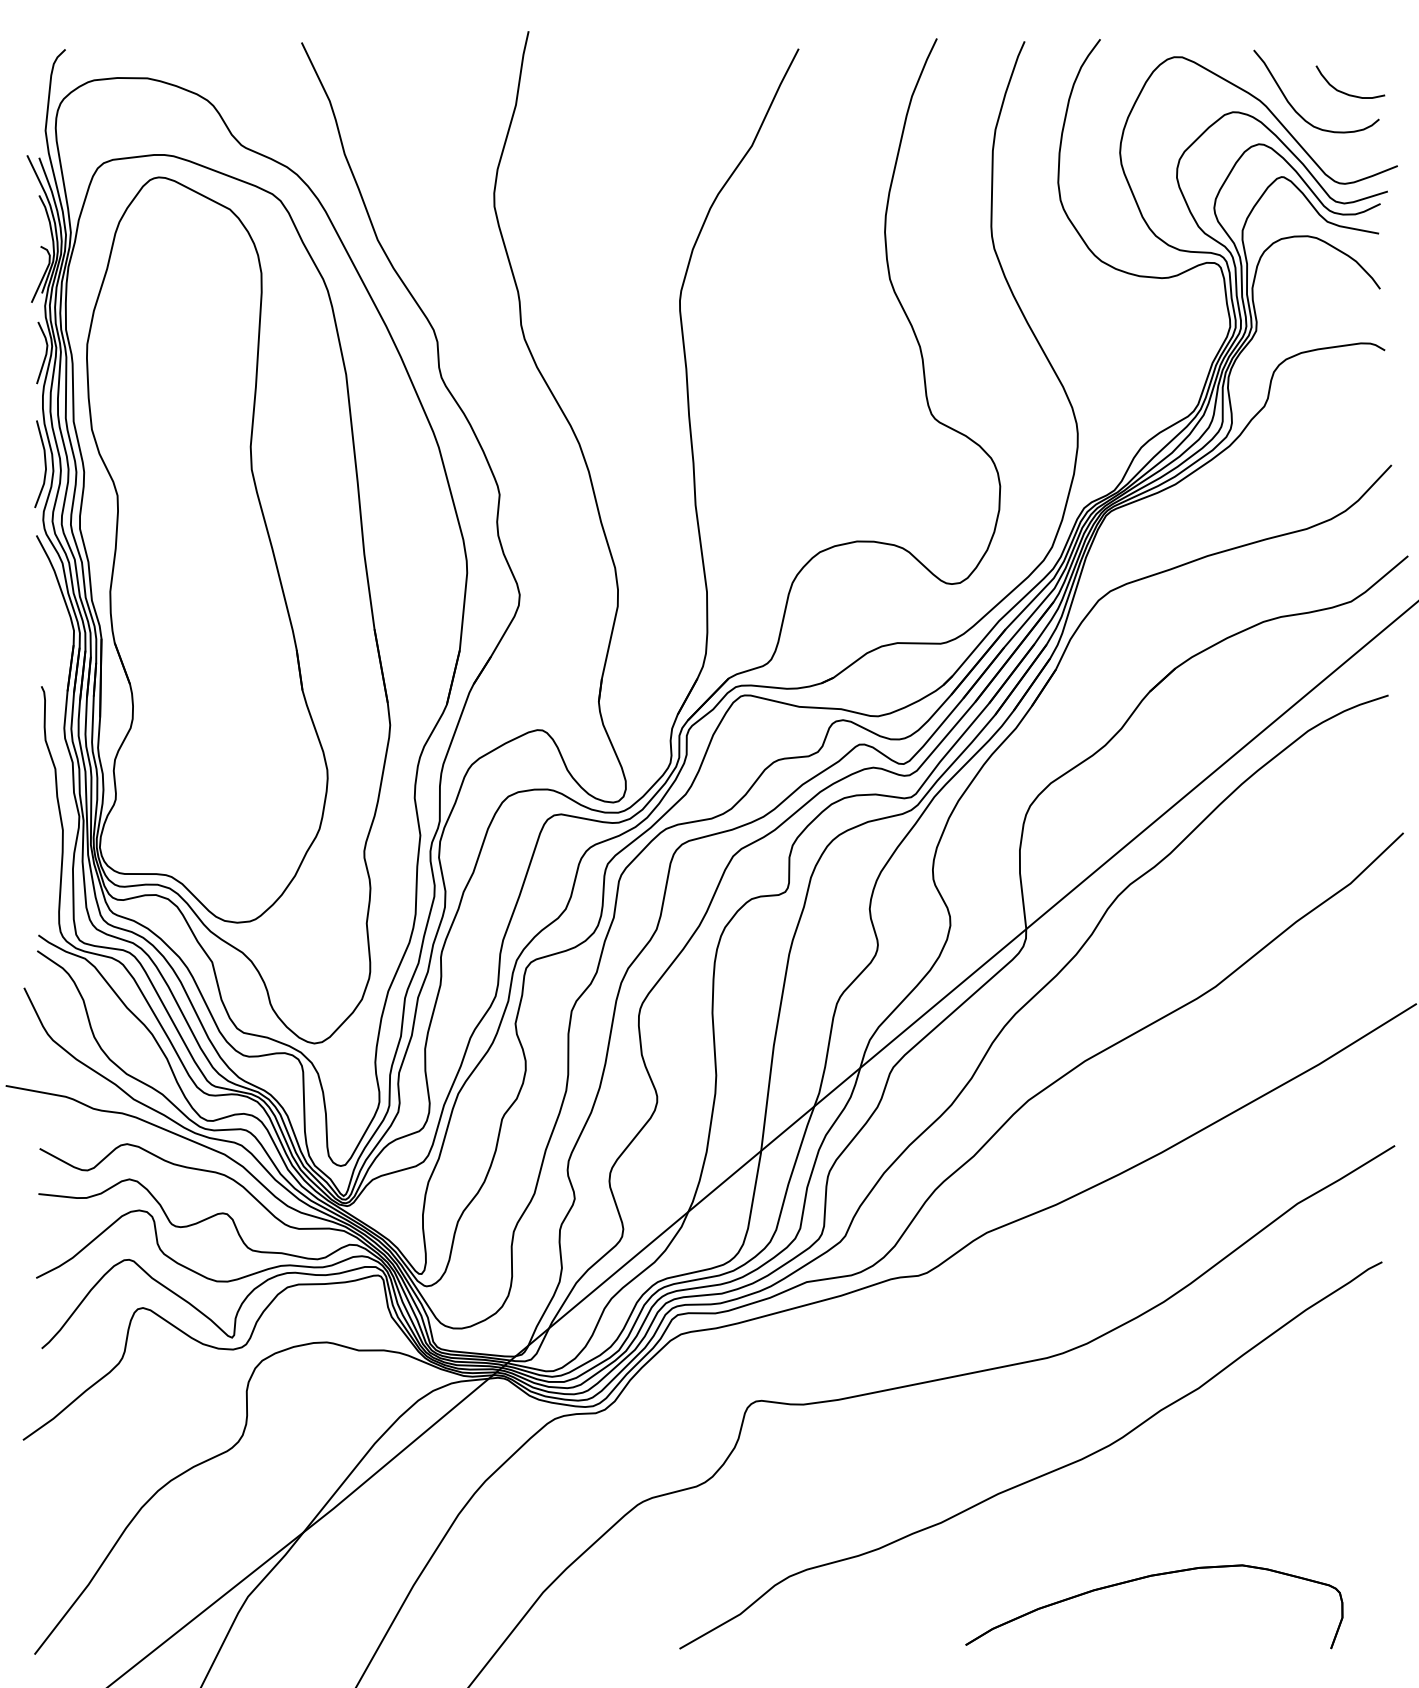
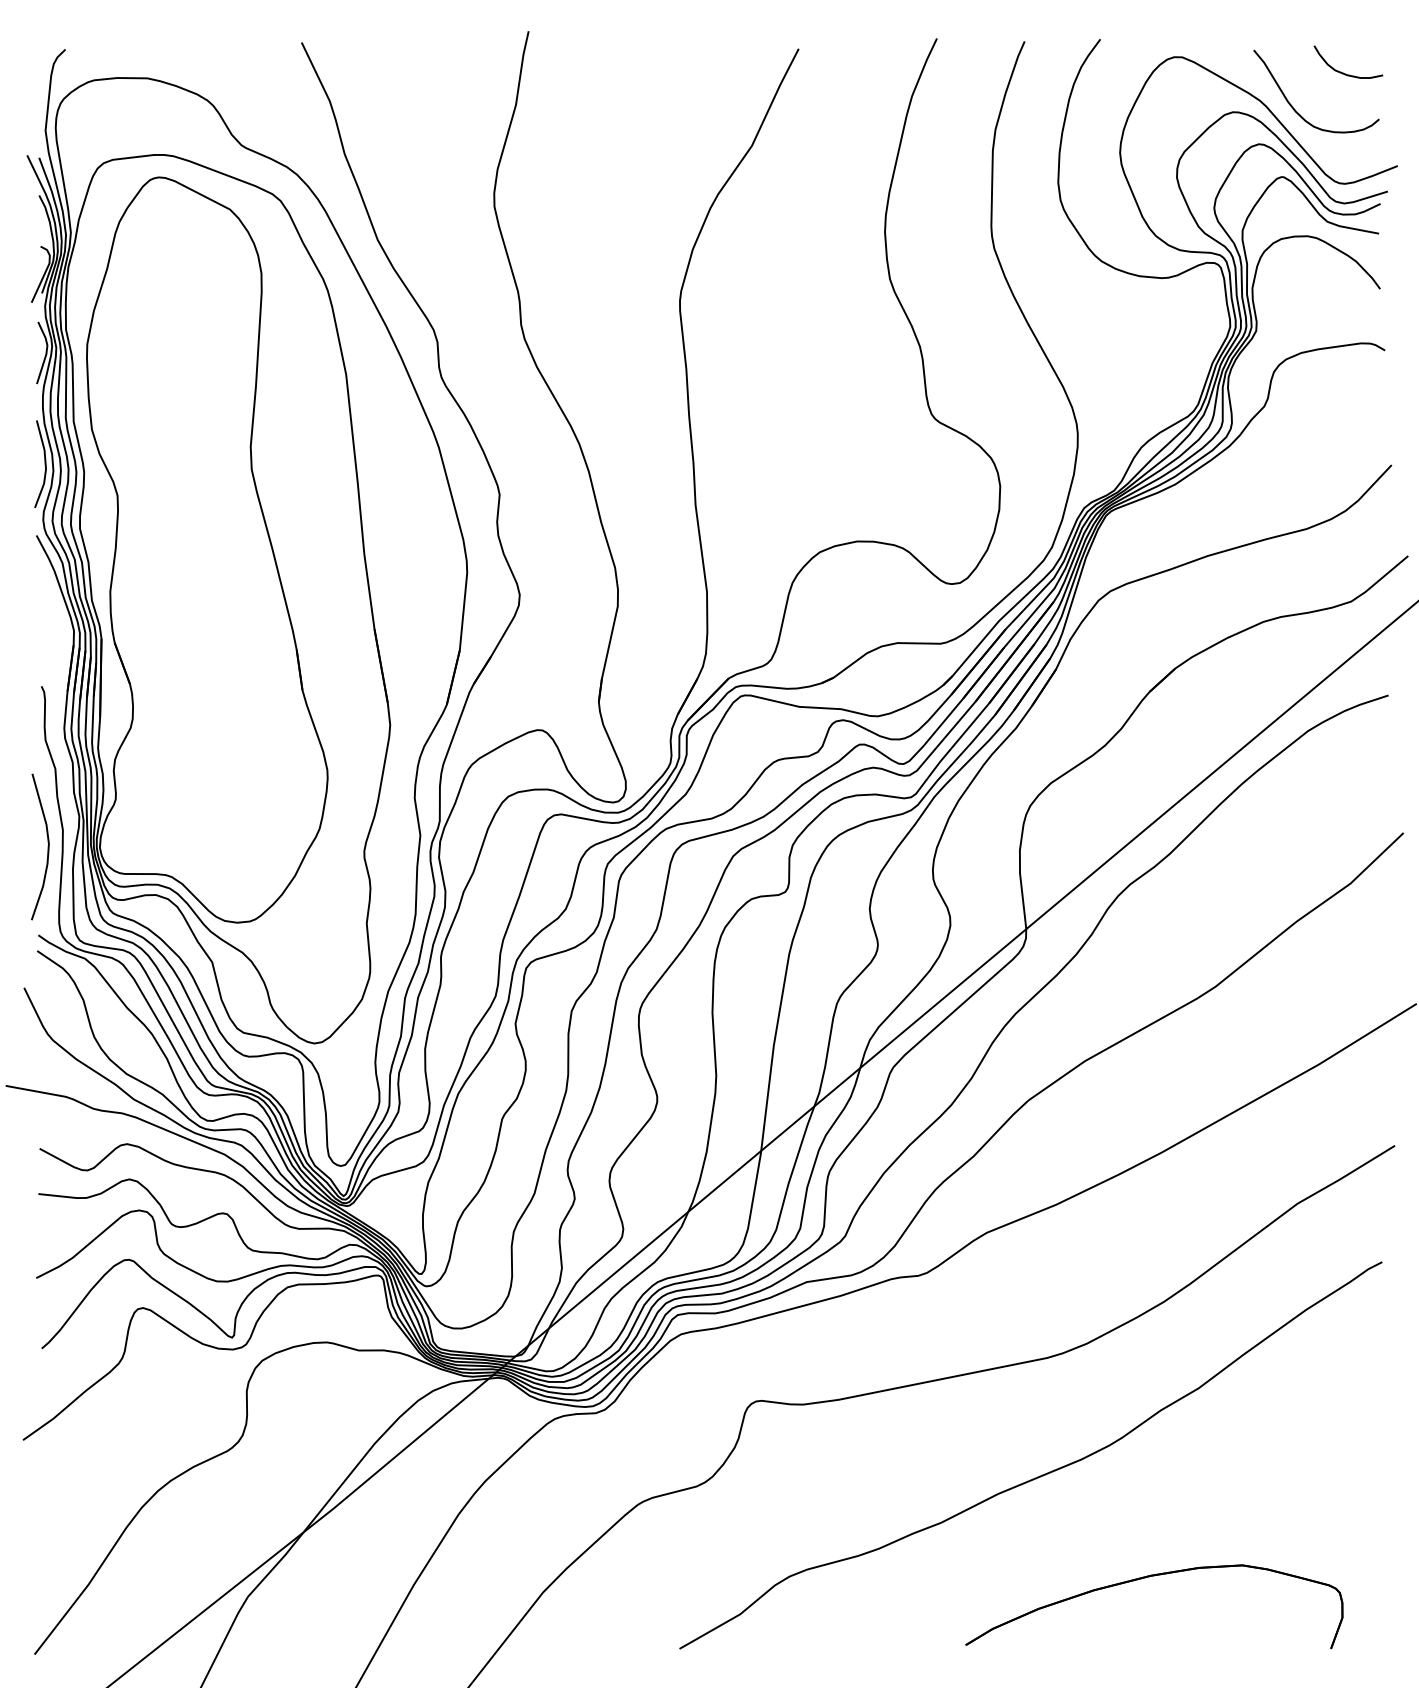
curve position: (1345, 92) -> (1343, 72) (1343, 72)
curve: none -> present (47, 846)
